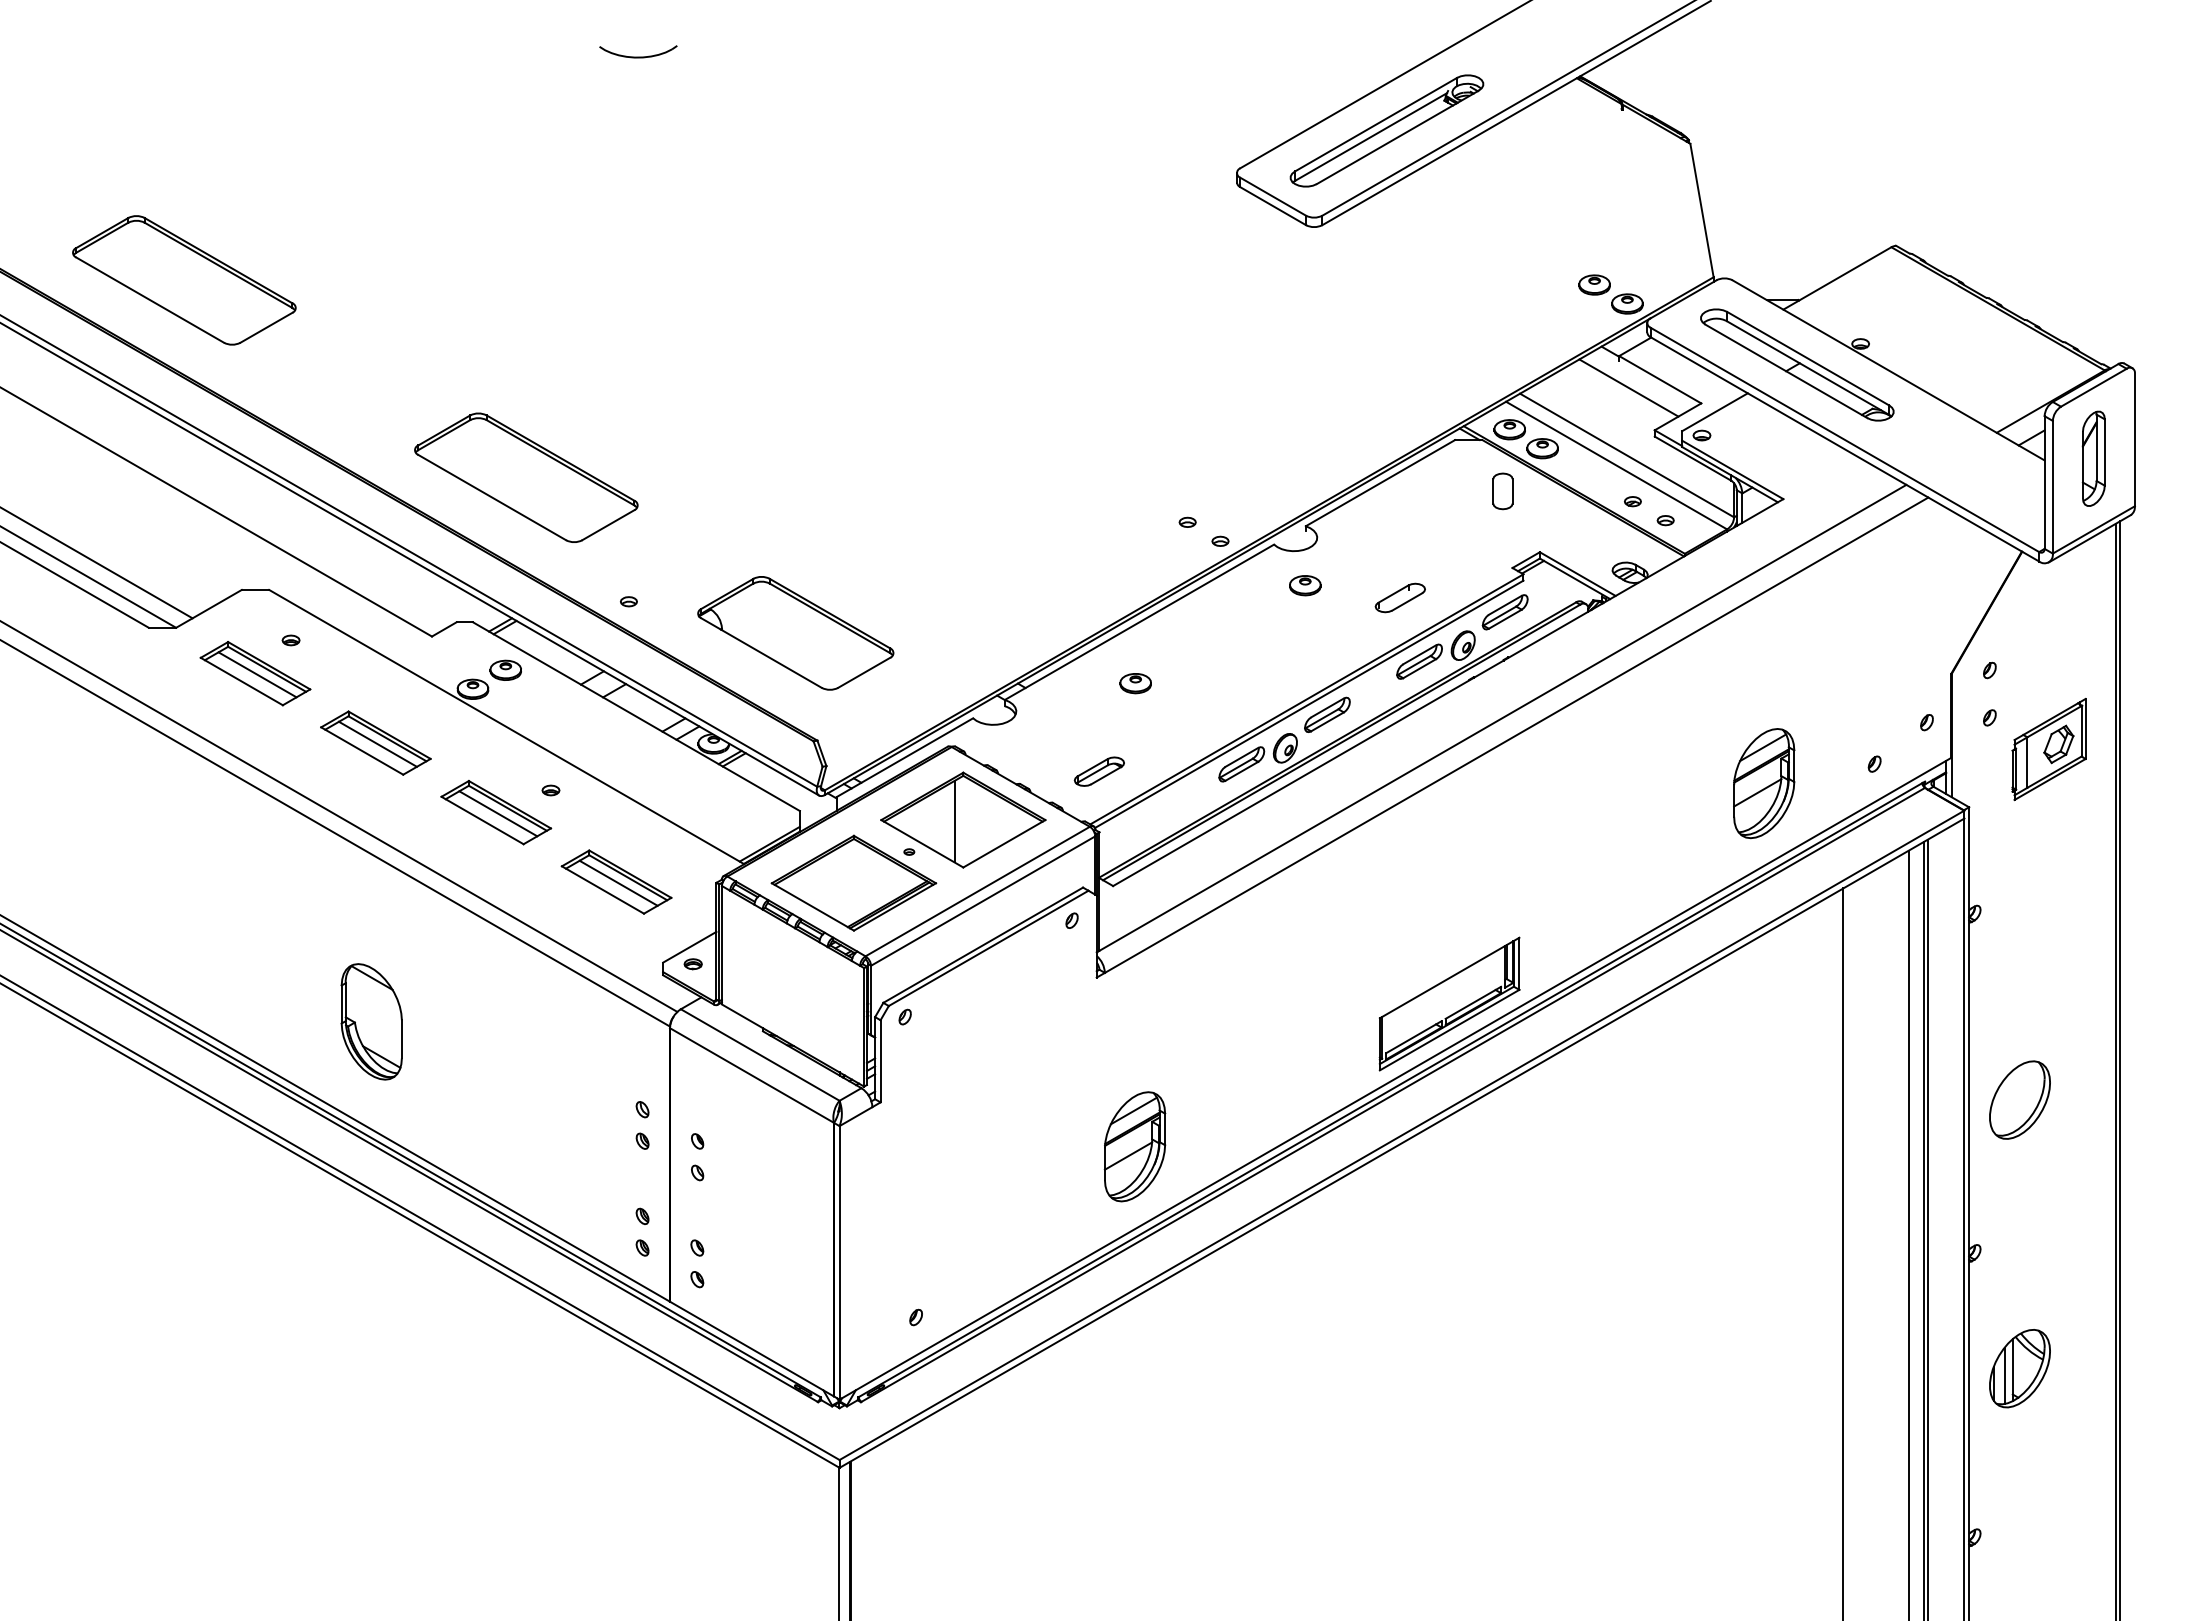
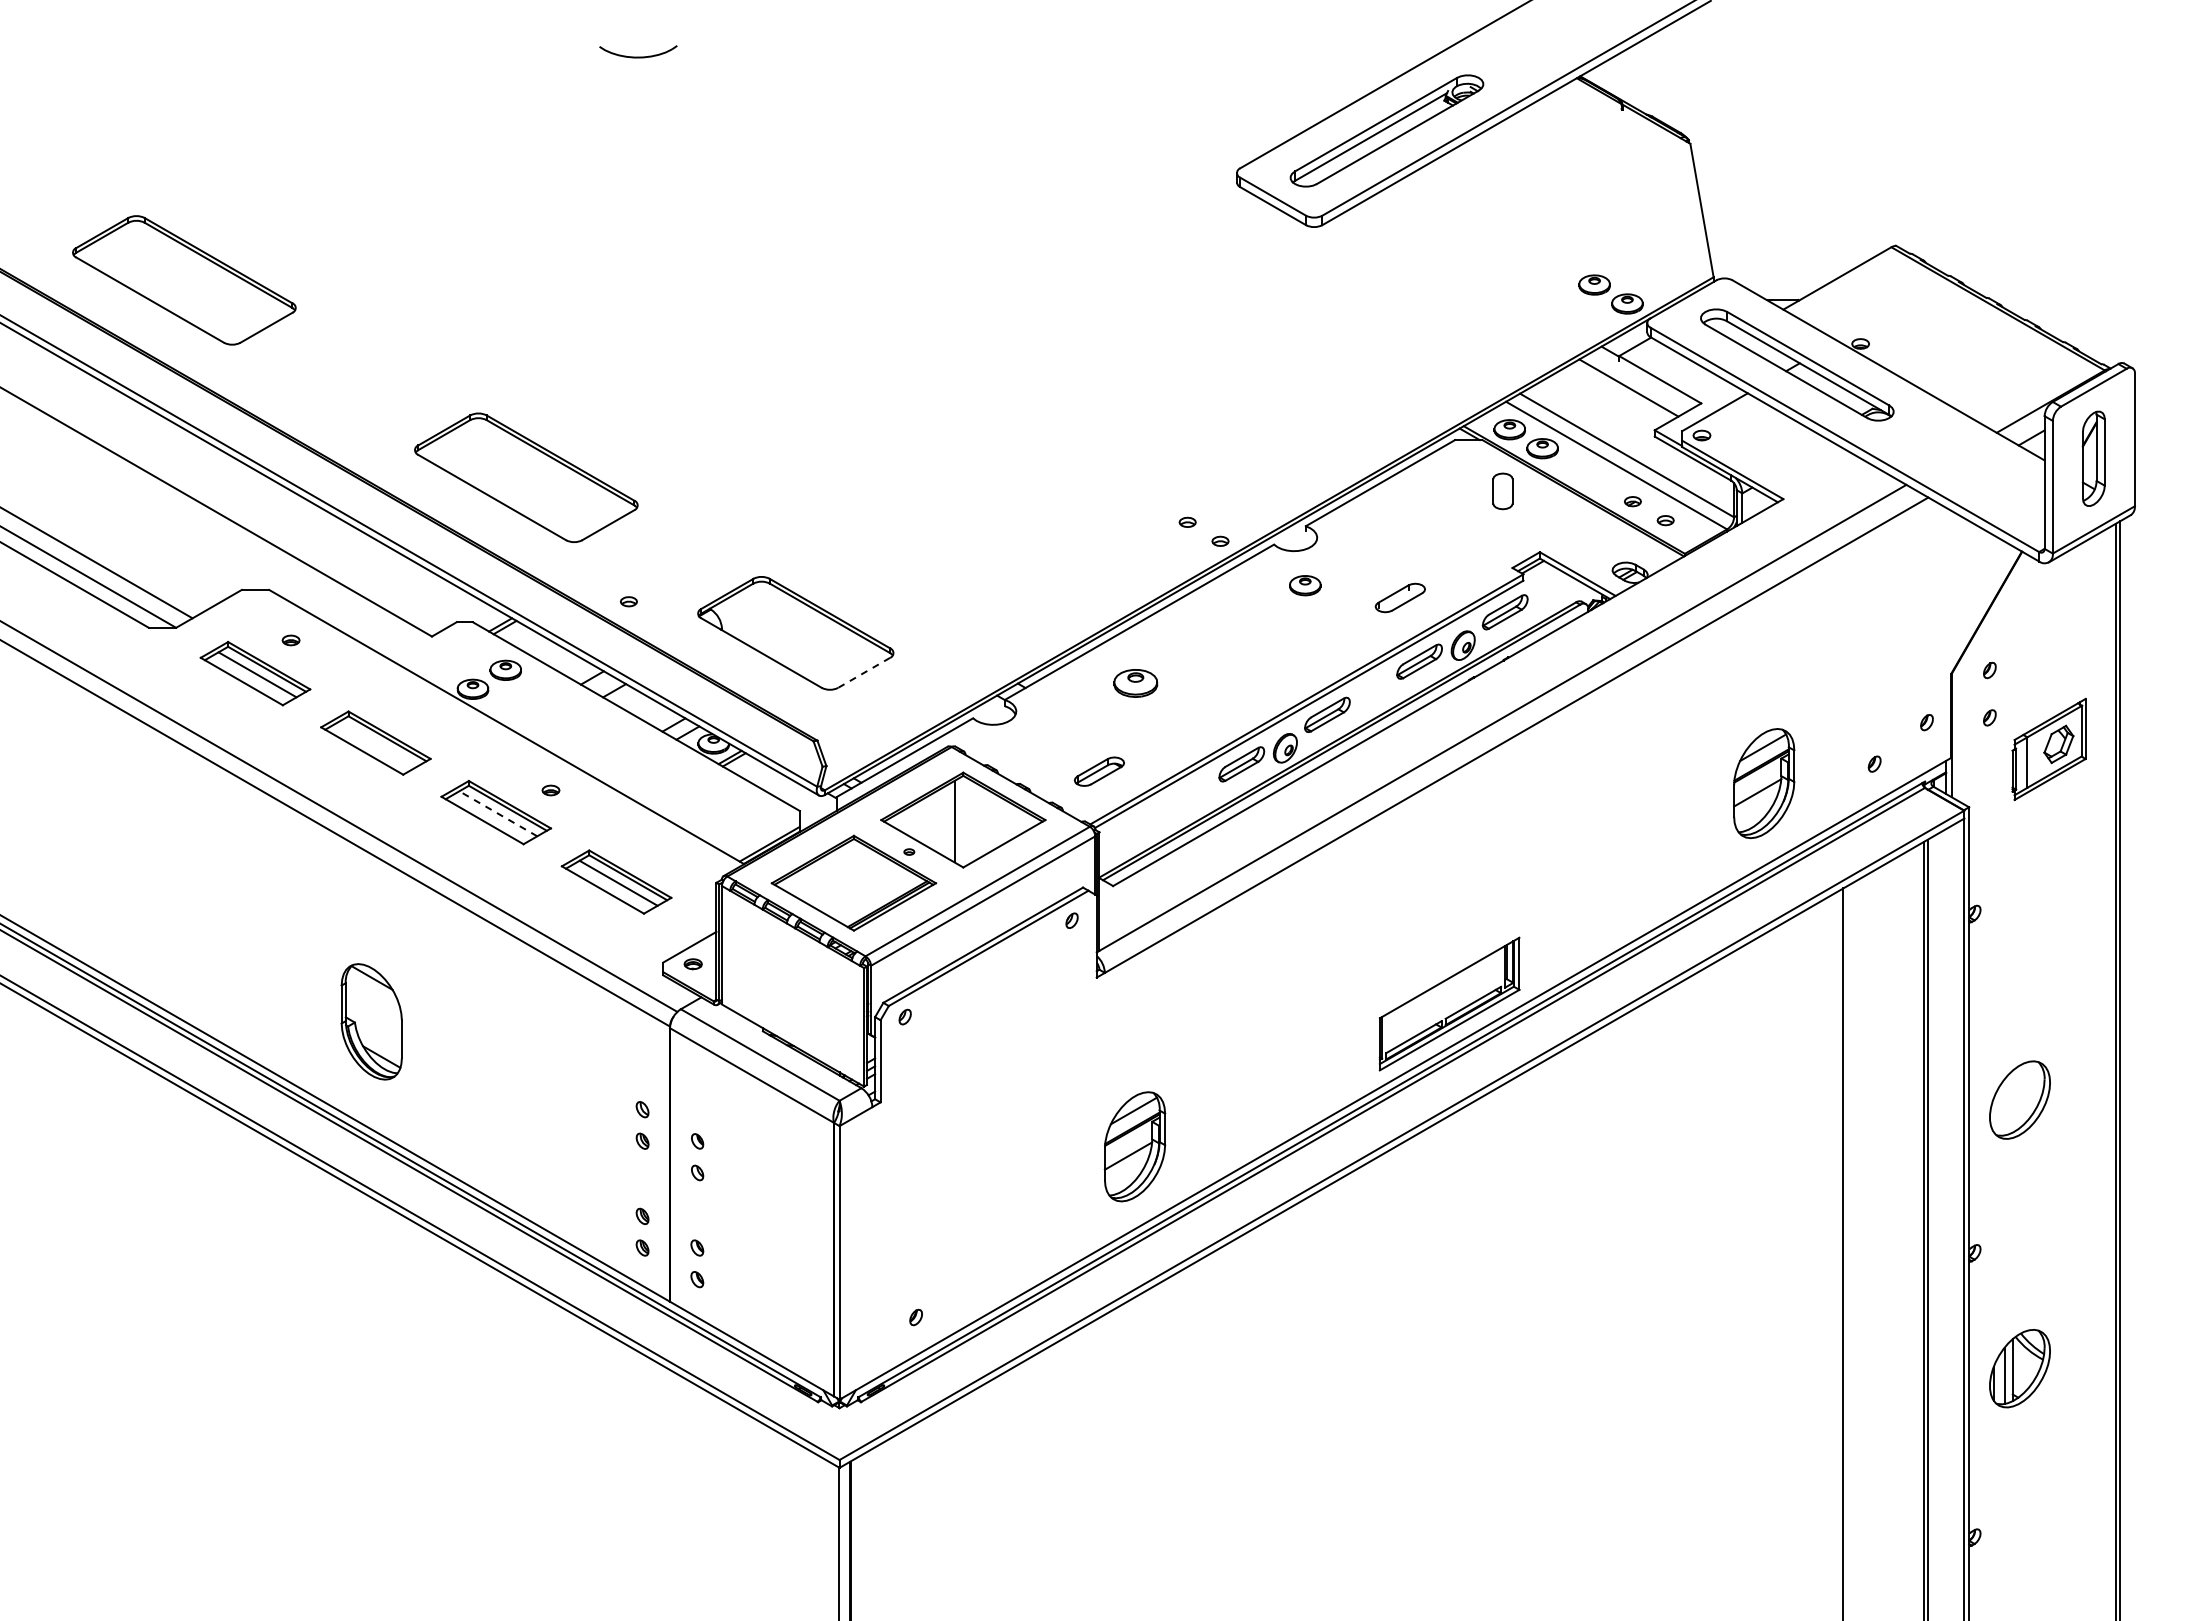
line: solid -> dashed (863, 673)
part size: 33x22 px -> 46x29 px (1135, 683)
line: present -> none (377, 743)
line: solid -> dashed (498, 813)
line: present -> none (1908, 1233)
